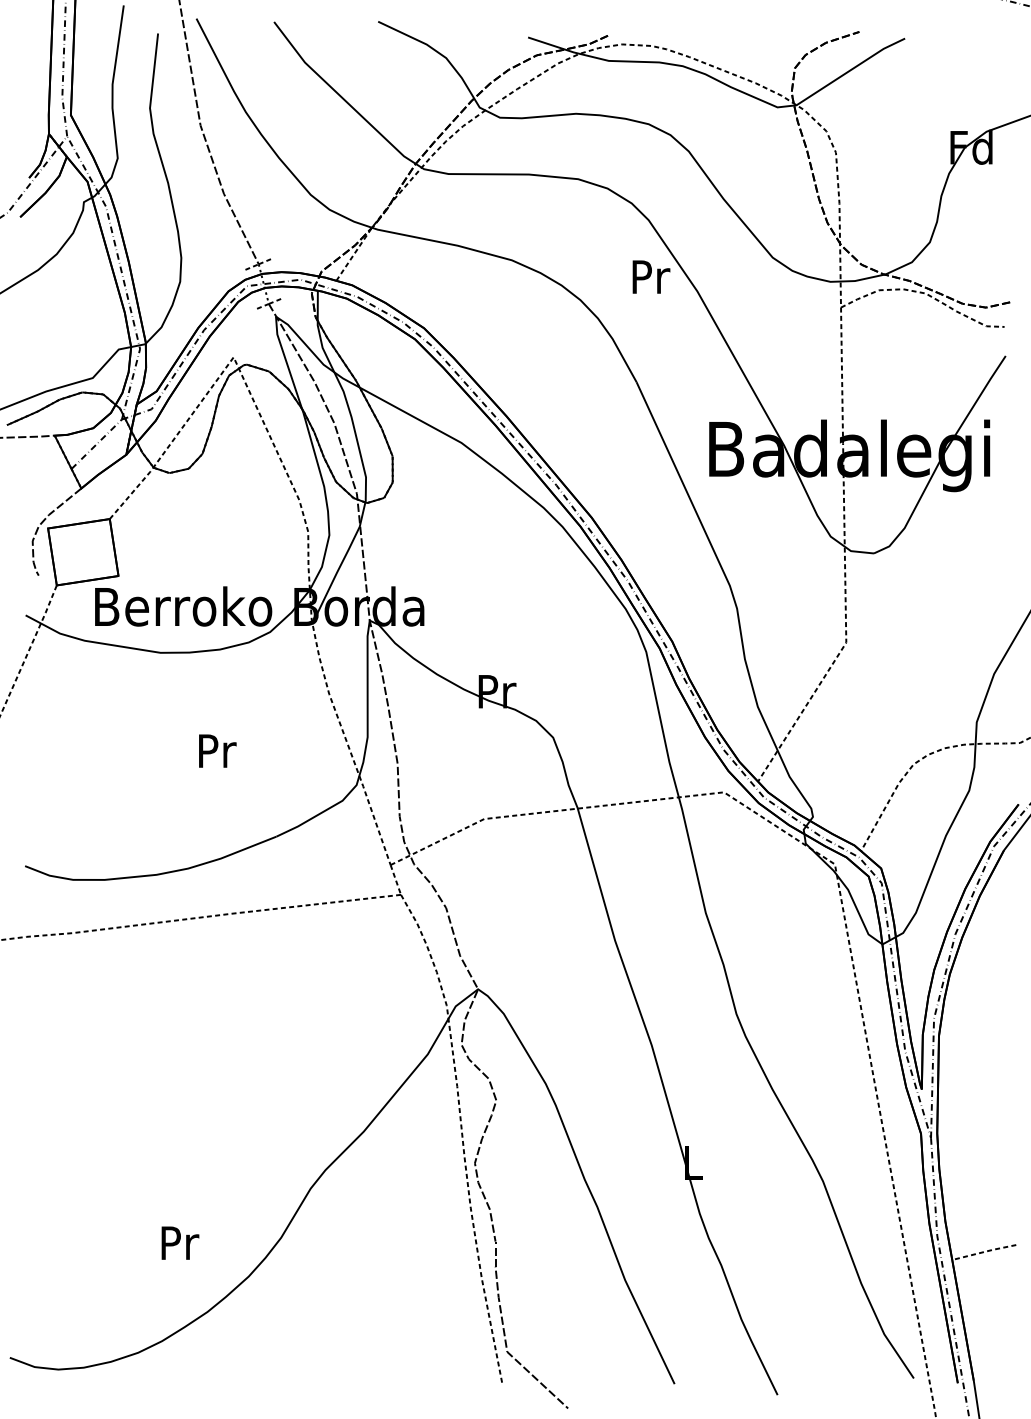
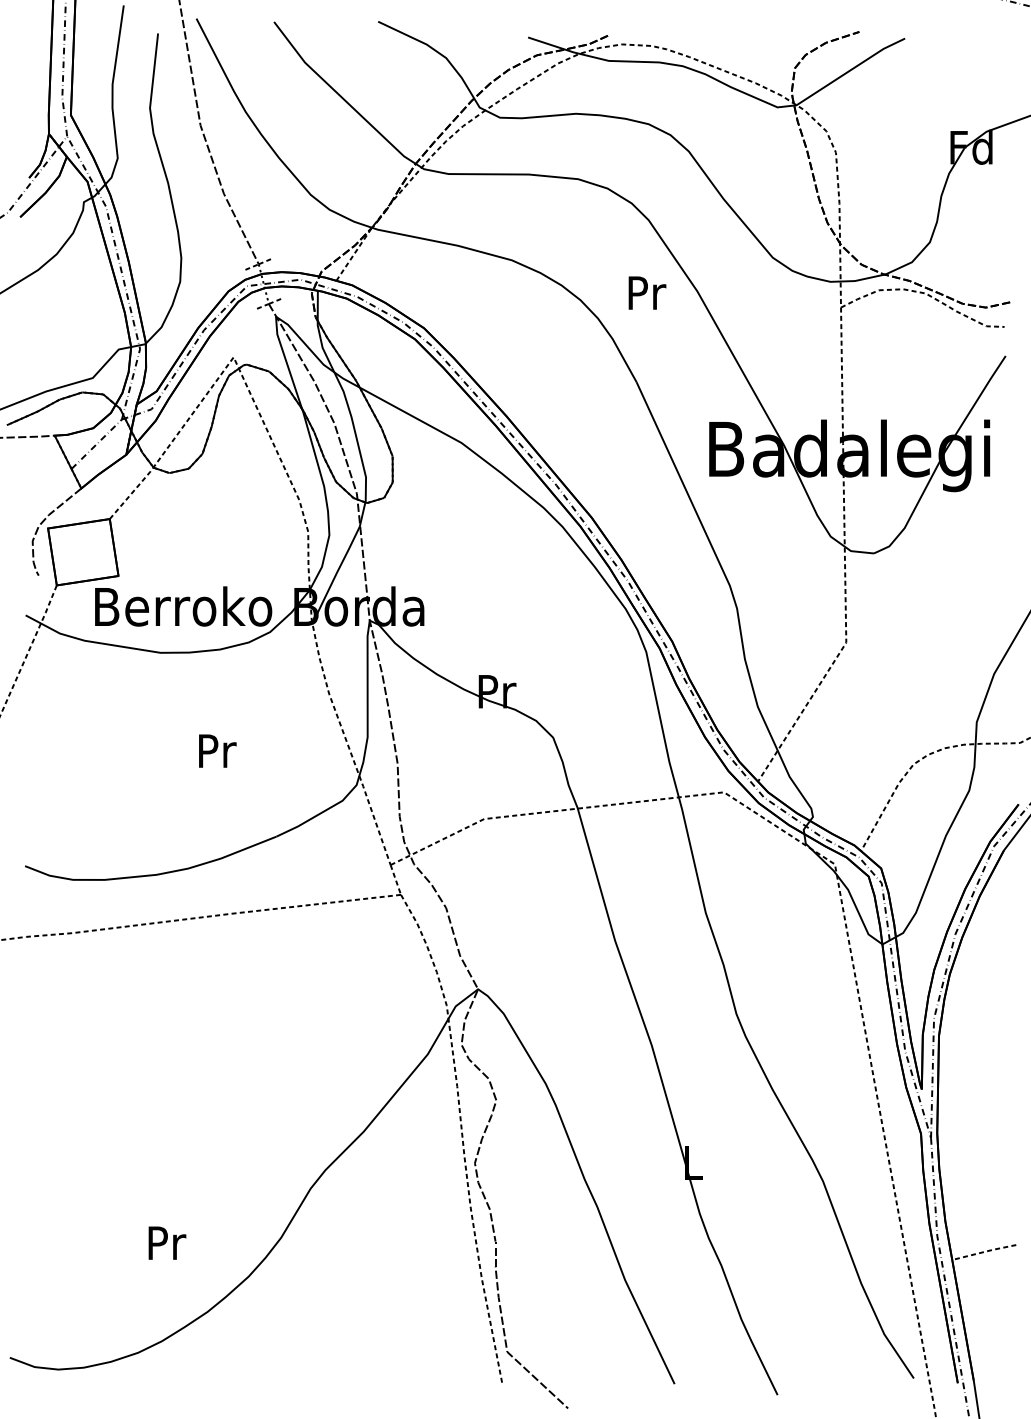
text position: (651, 276) -> (647, 292) (647, 292)
text position: (180, 1242) -> (167, 1242) (167, 1242)
